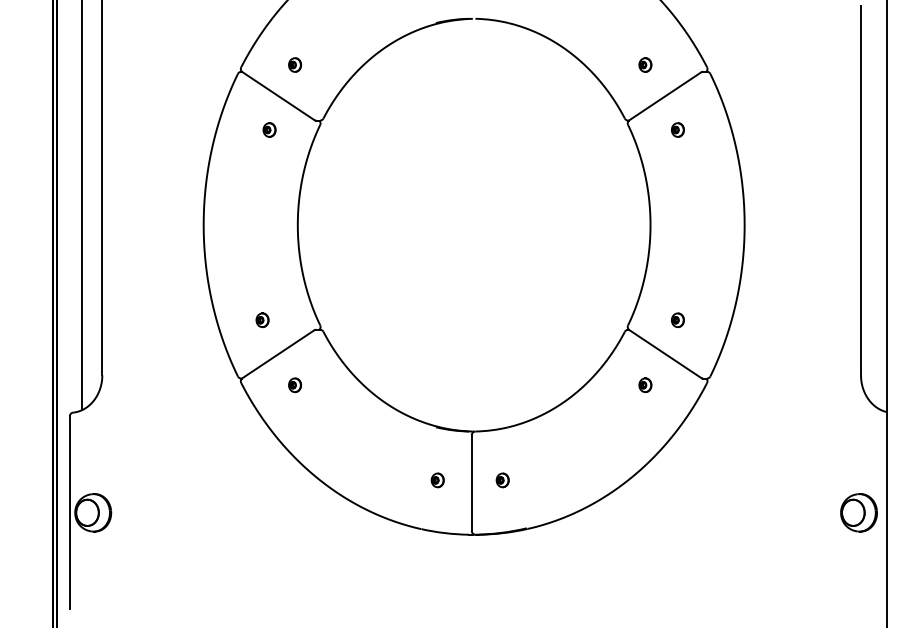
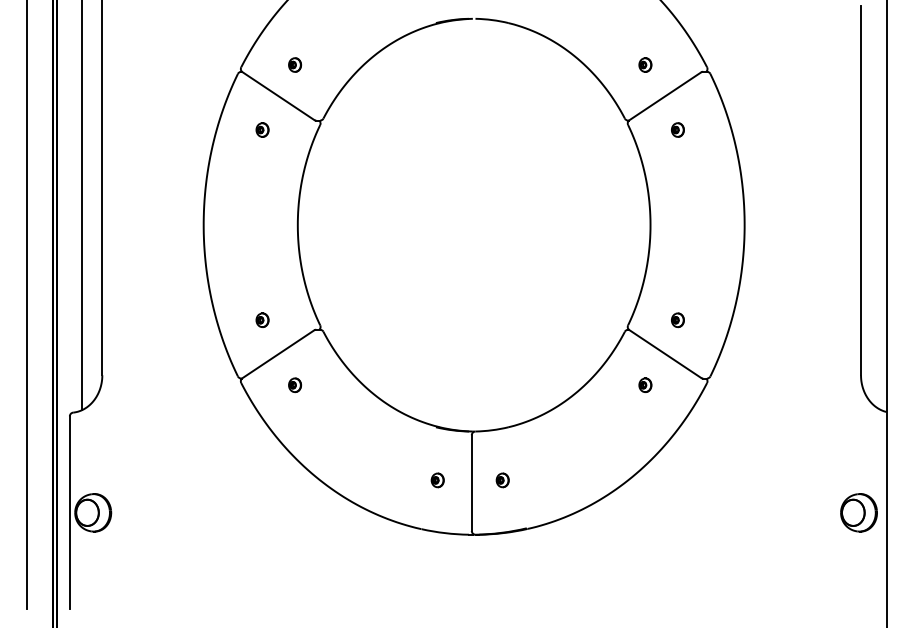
part position: (269, 129) -> (262, 129) (262, 129)
line: none -> present (27, 305)
